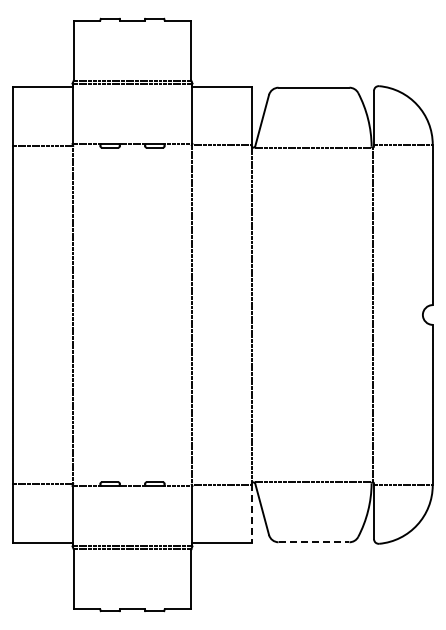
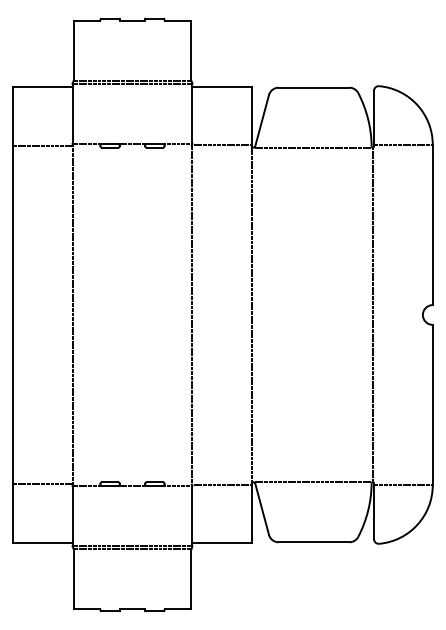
line: dashed -> solid (251, 513)
line: dashed -> solid (314, 542)
